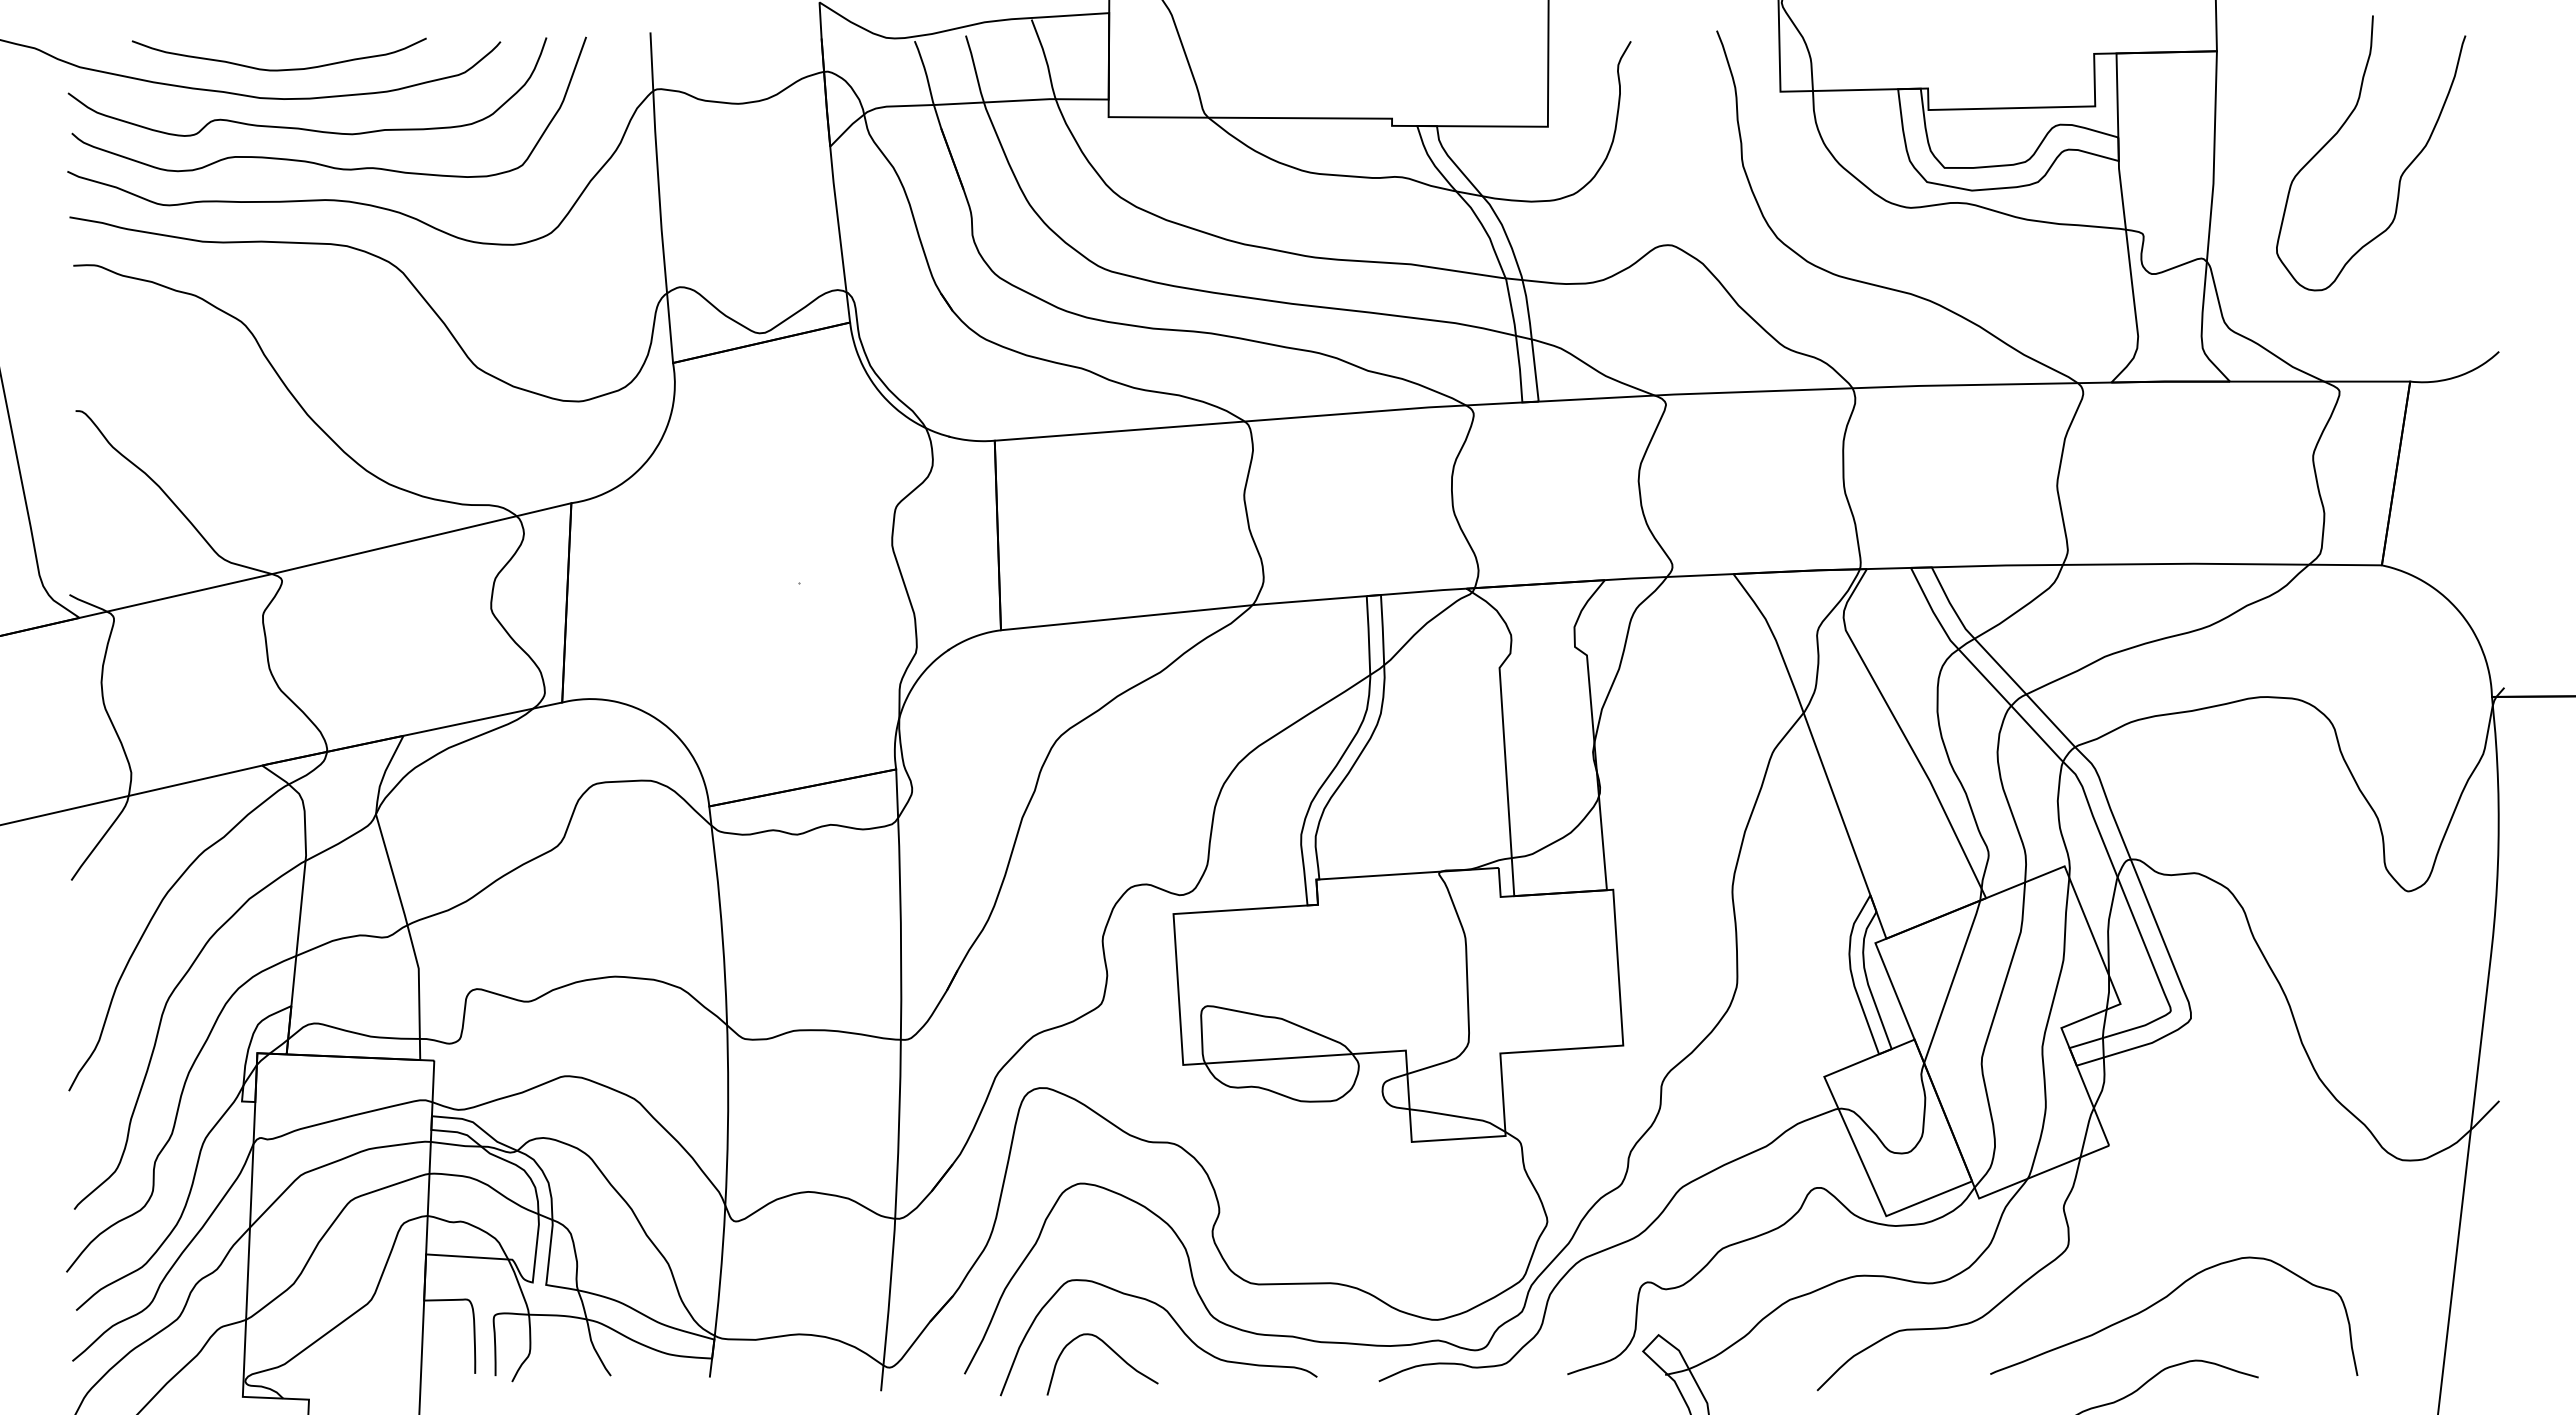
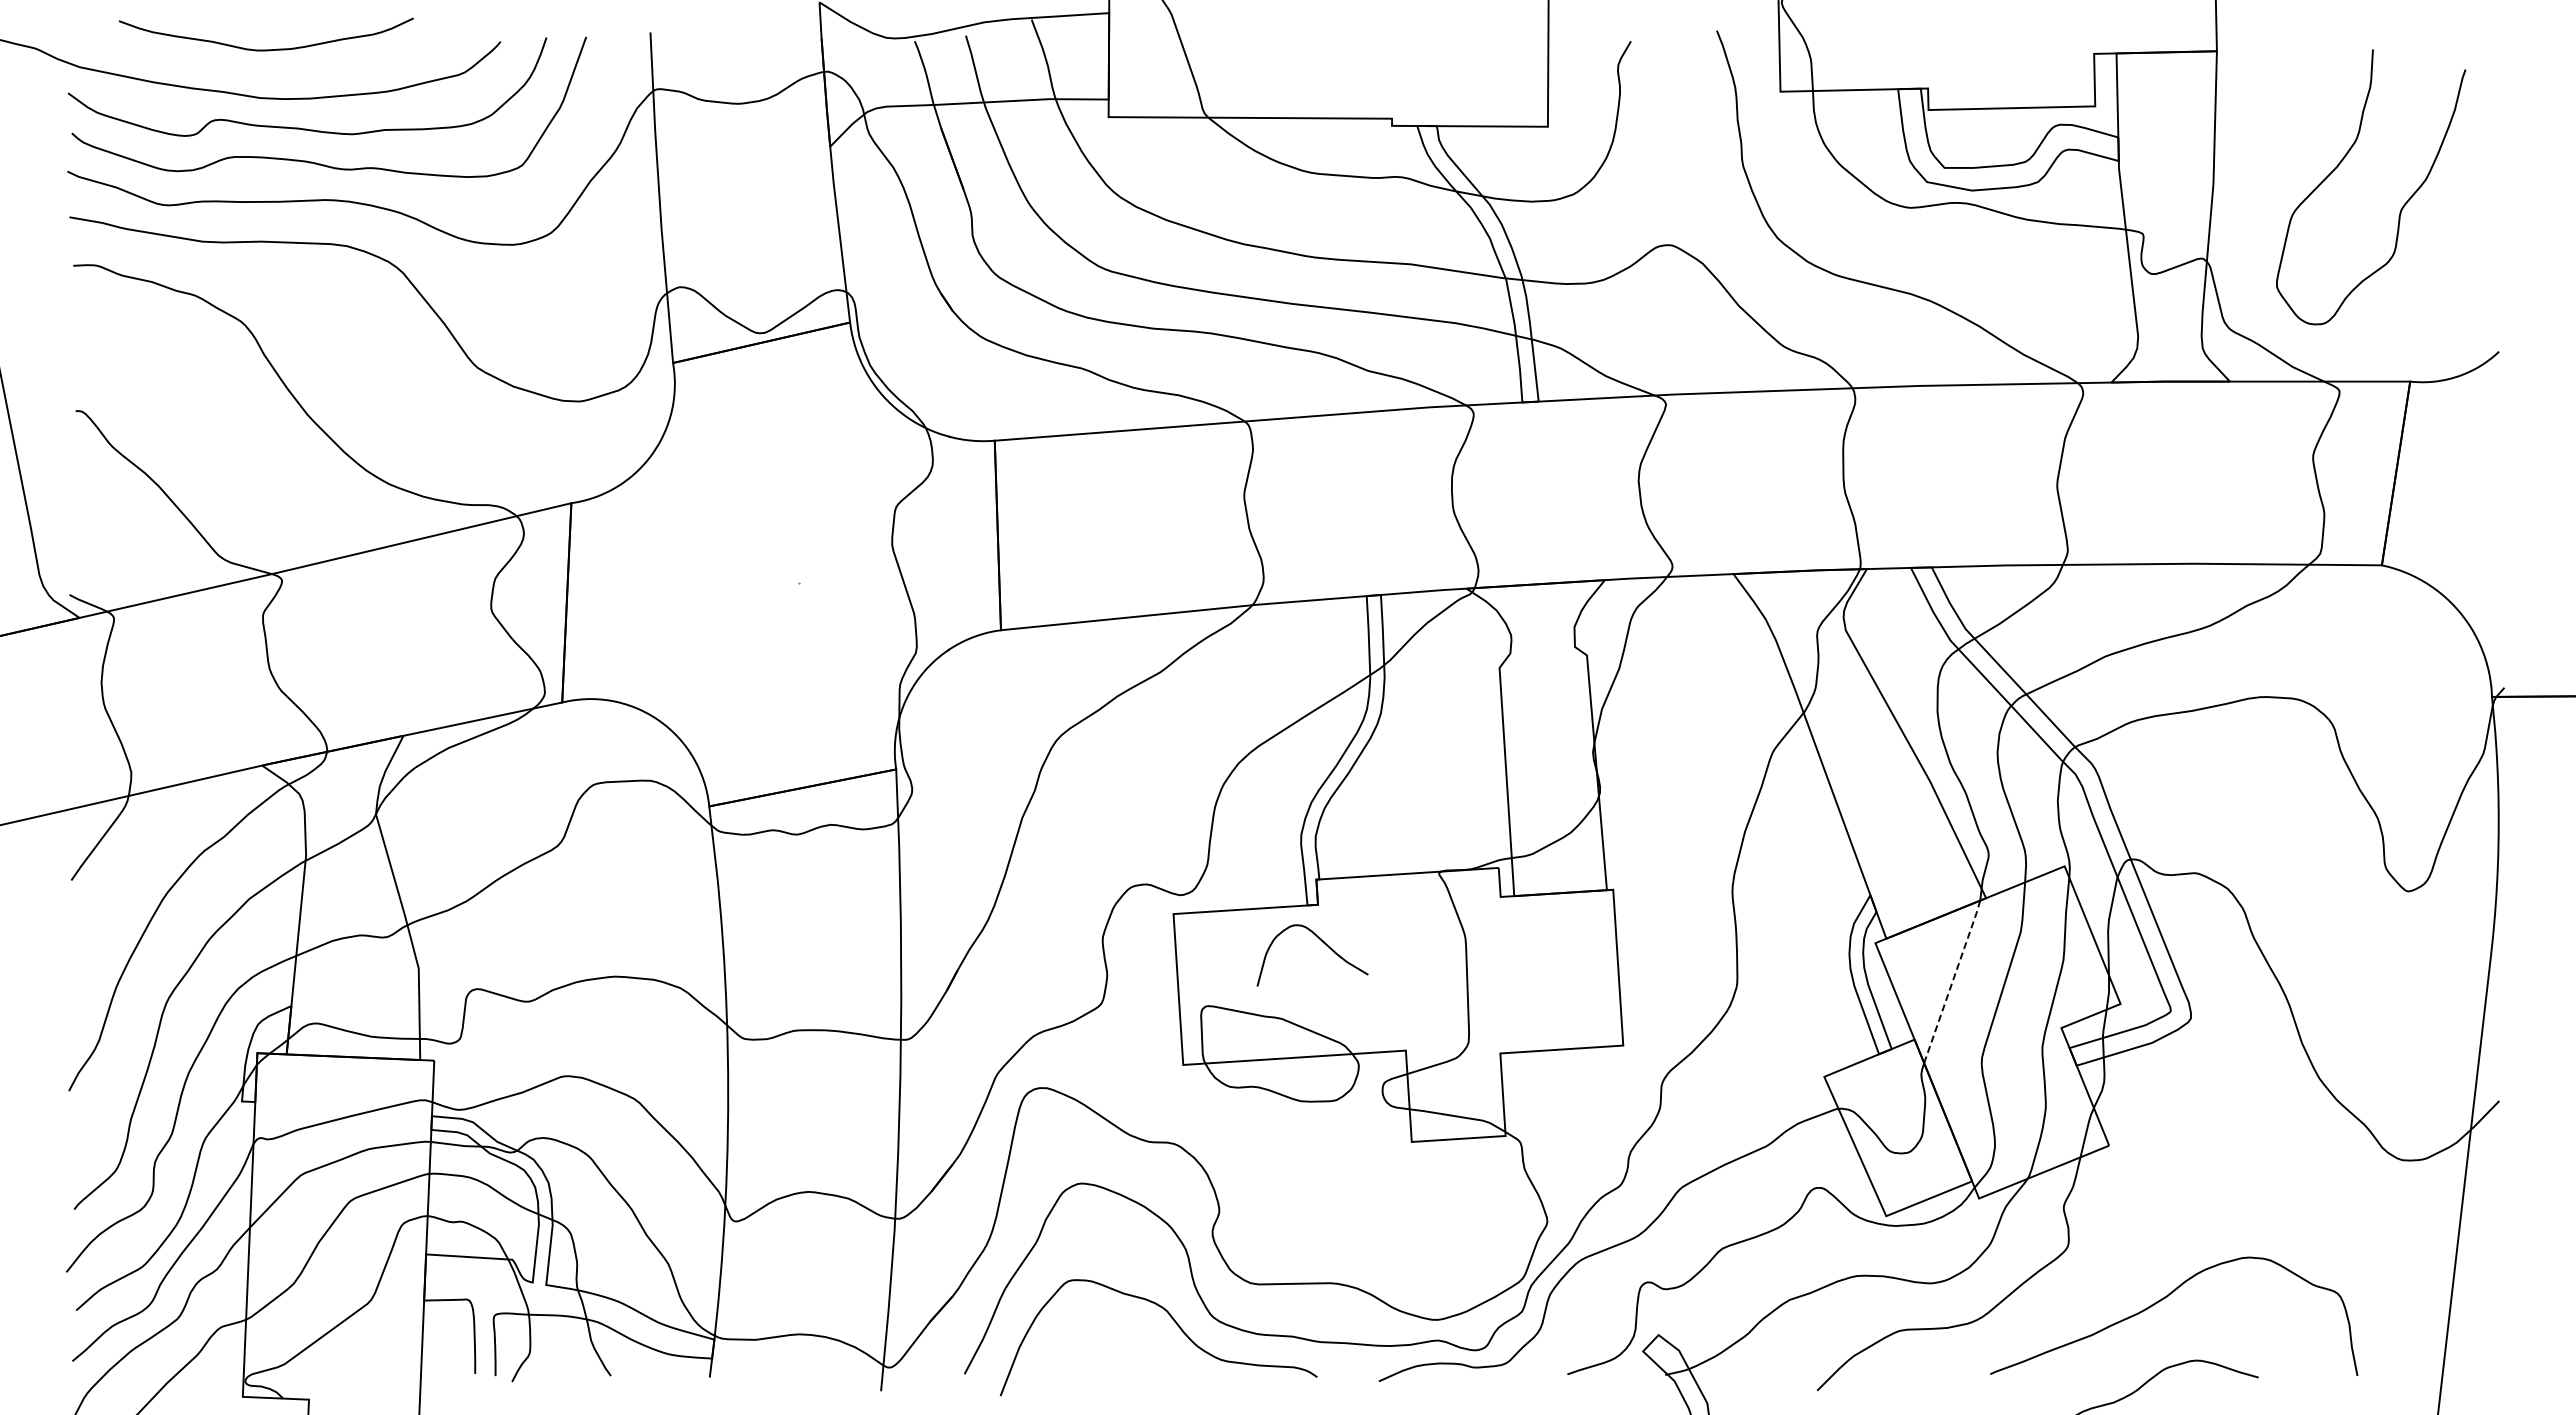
curve position: (278, 69) -> (265, 49) (265, 49)
curve position: (2401, 173) -> (2401, 207) (2401, 207)
line: solid -> dashed (1952, 981)
curve position: (1113, 1352) -> (1323, 943) (1323, 943)
